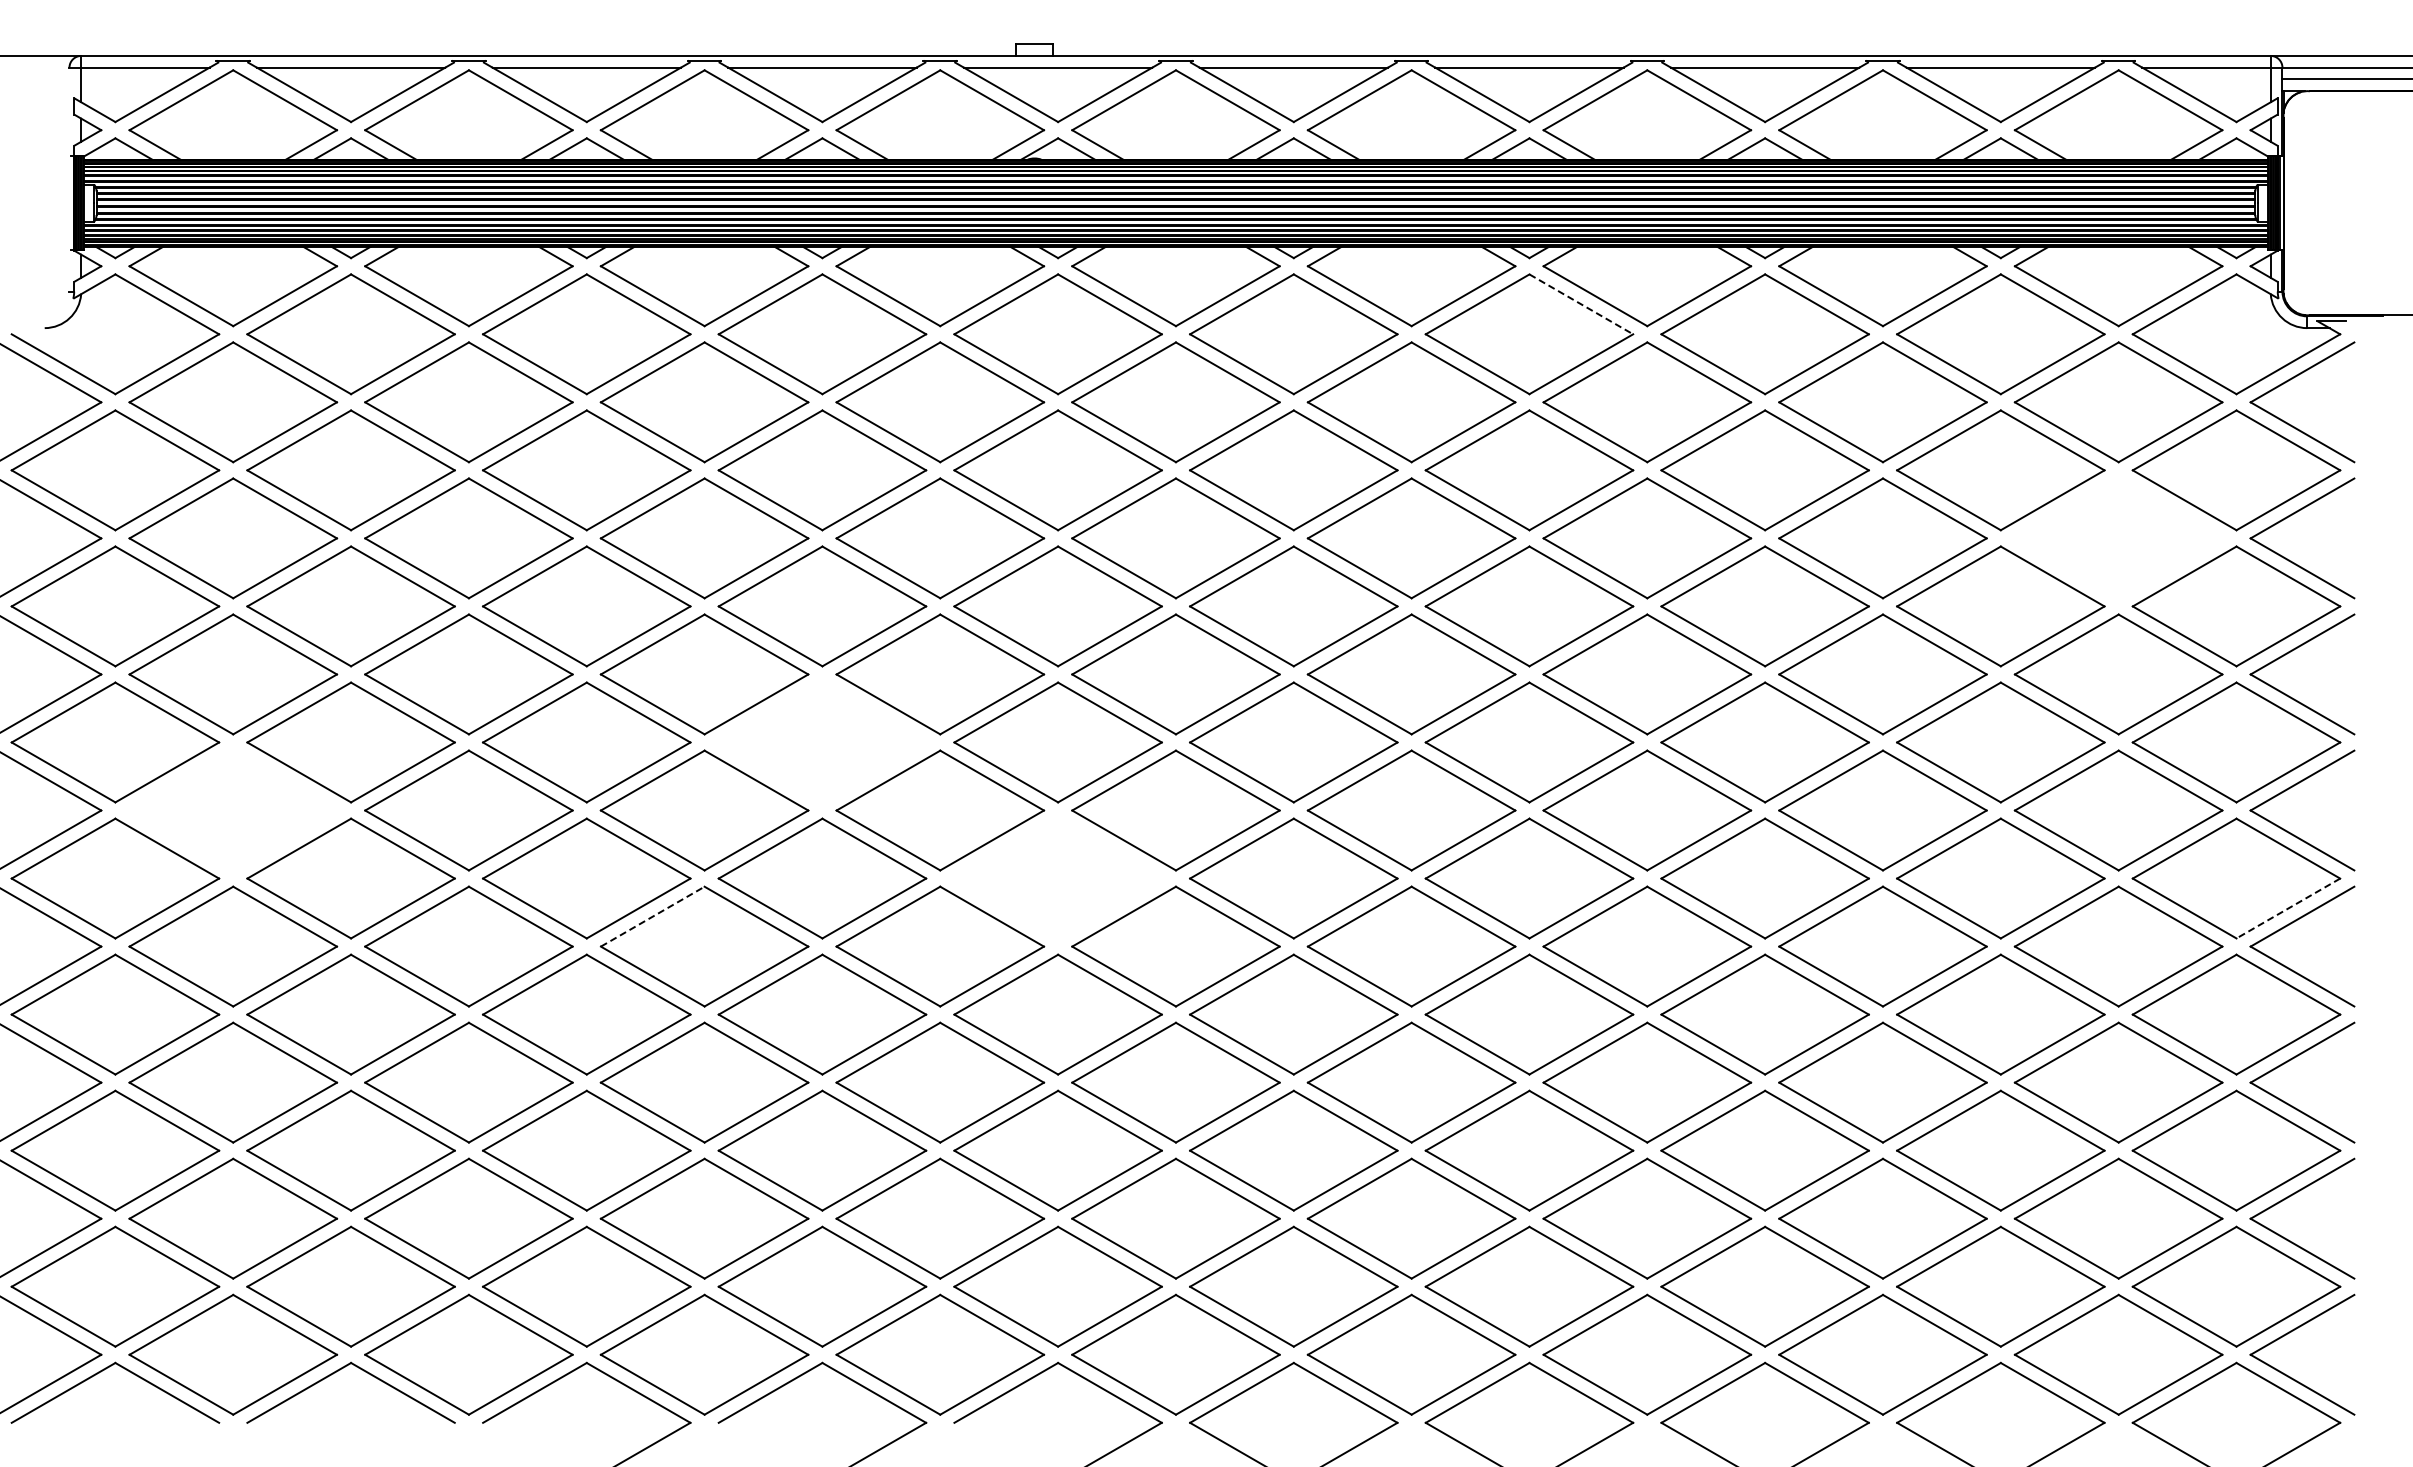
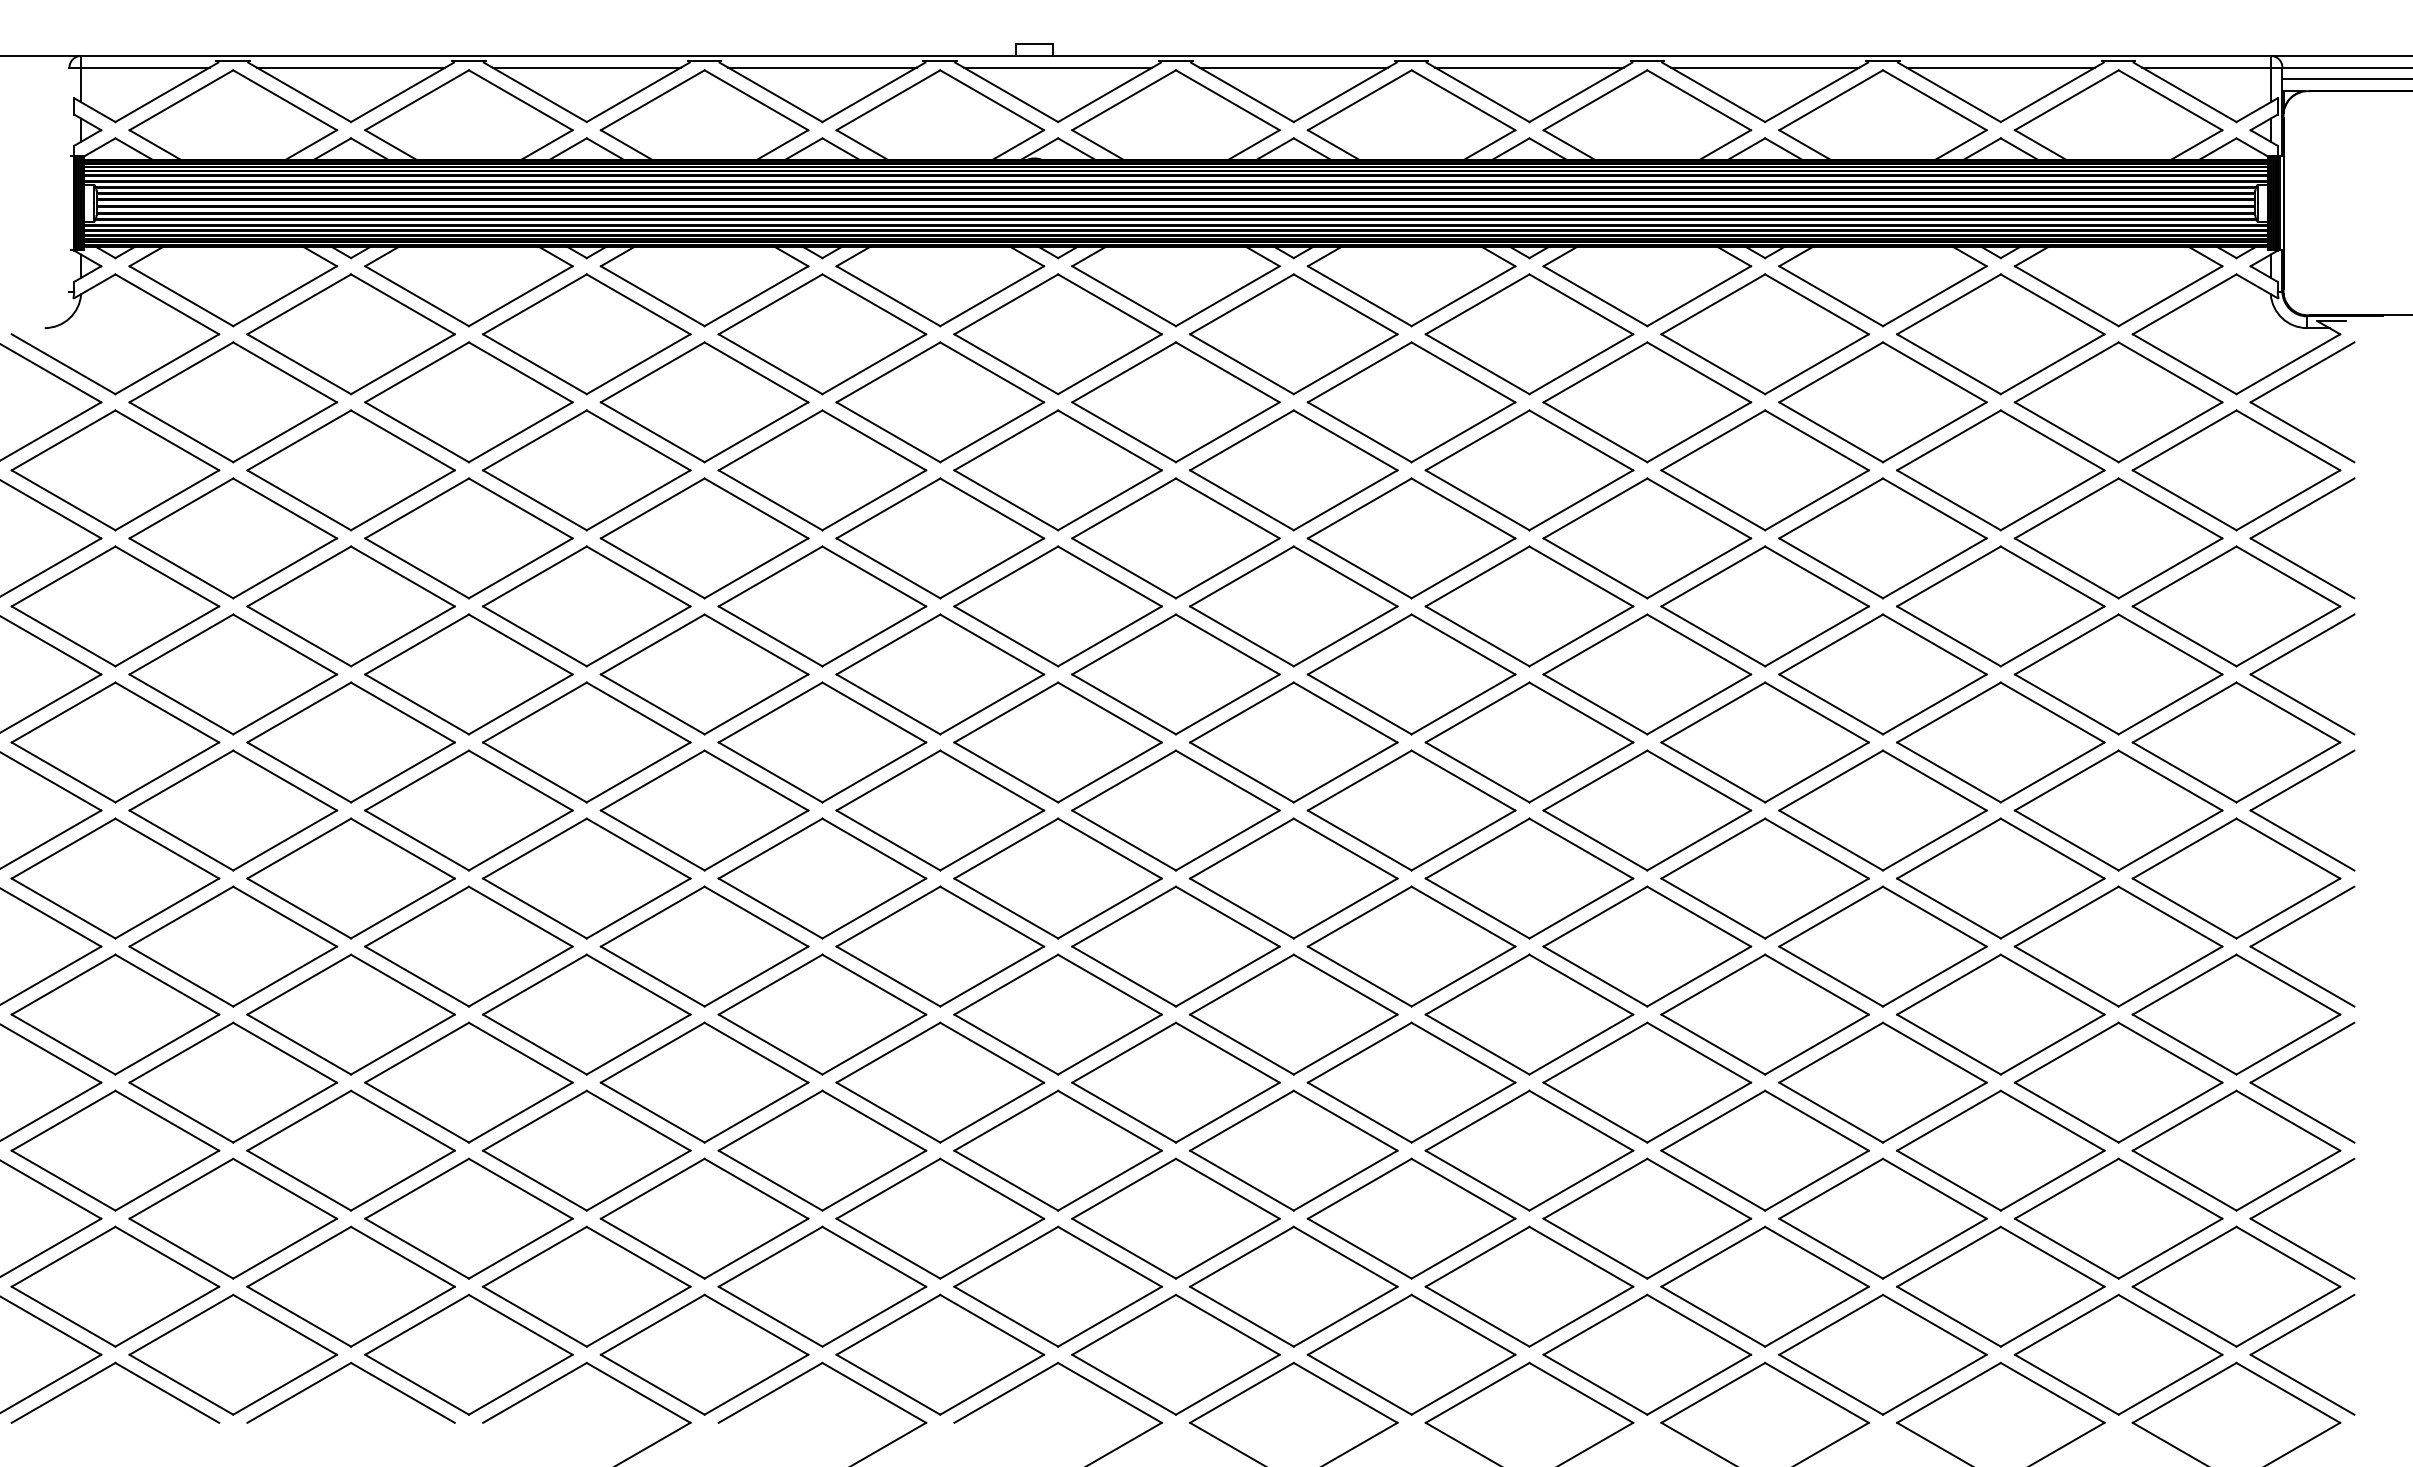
line: dashed -> solid (1581, 304)
part: none -> present (2118, 538)
part: none -> present (822, 742)
part: none -> present (233, 810)
part: none -> present (1057, 878)
line: dashed -> solid (2288, 908)
line: dashed -> solid (652, 916)
